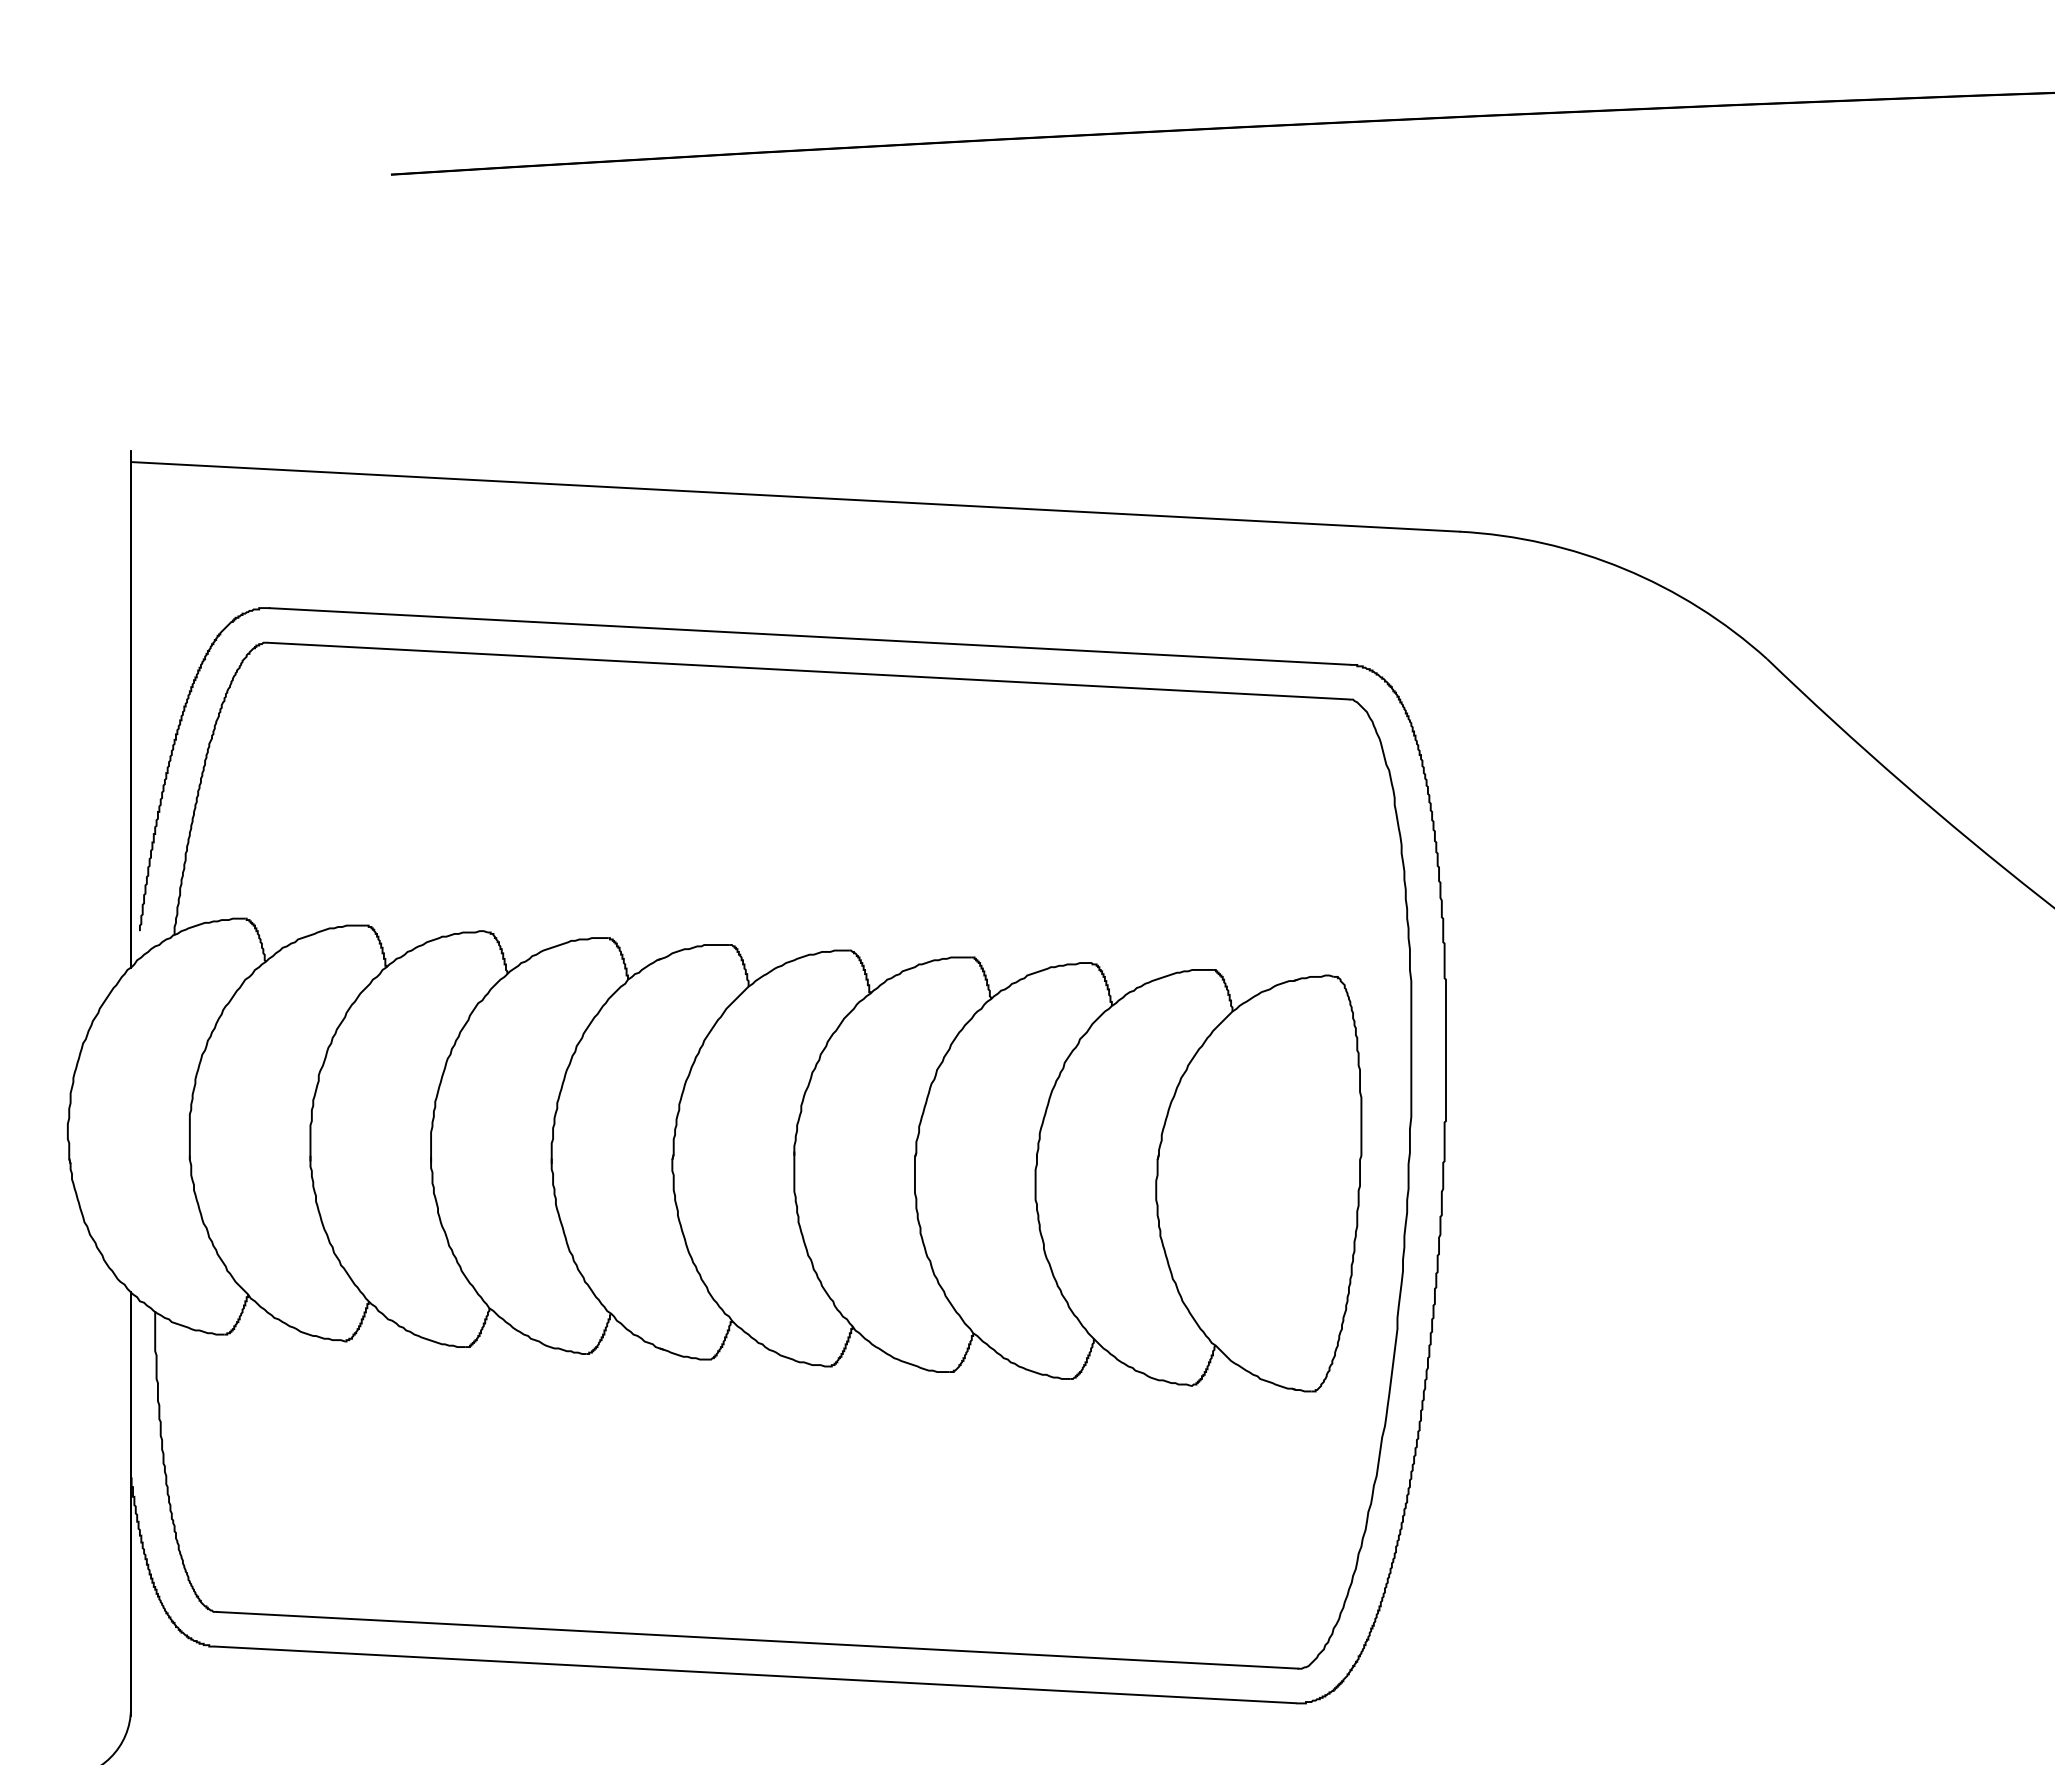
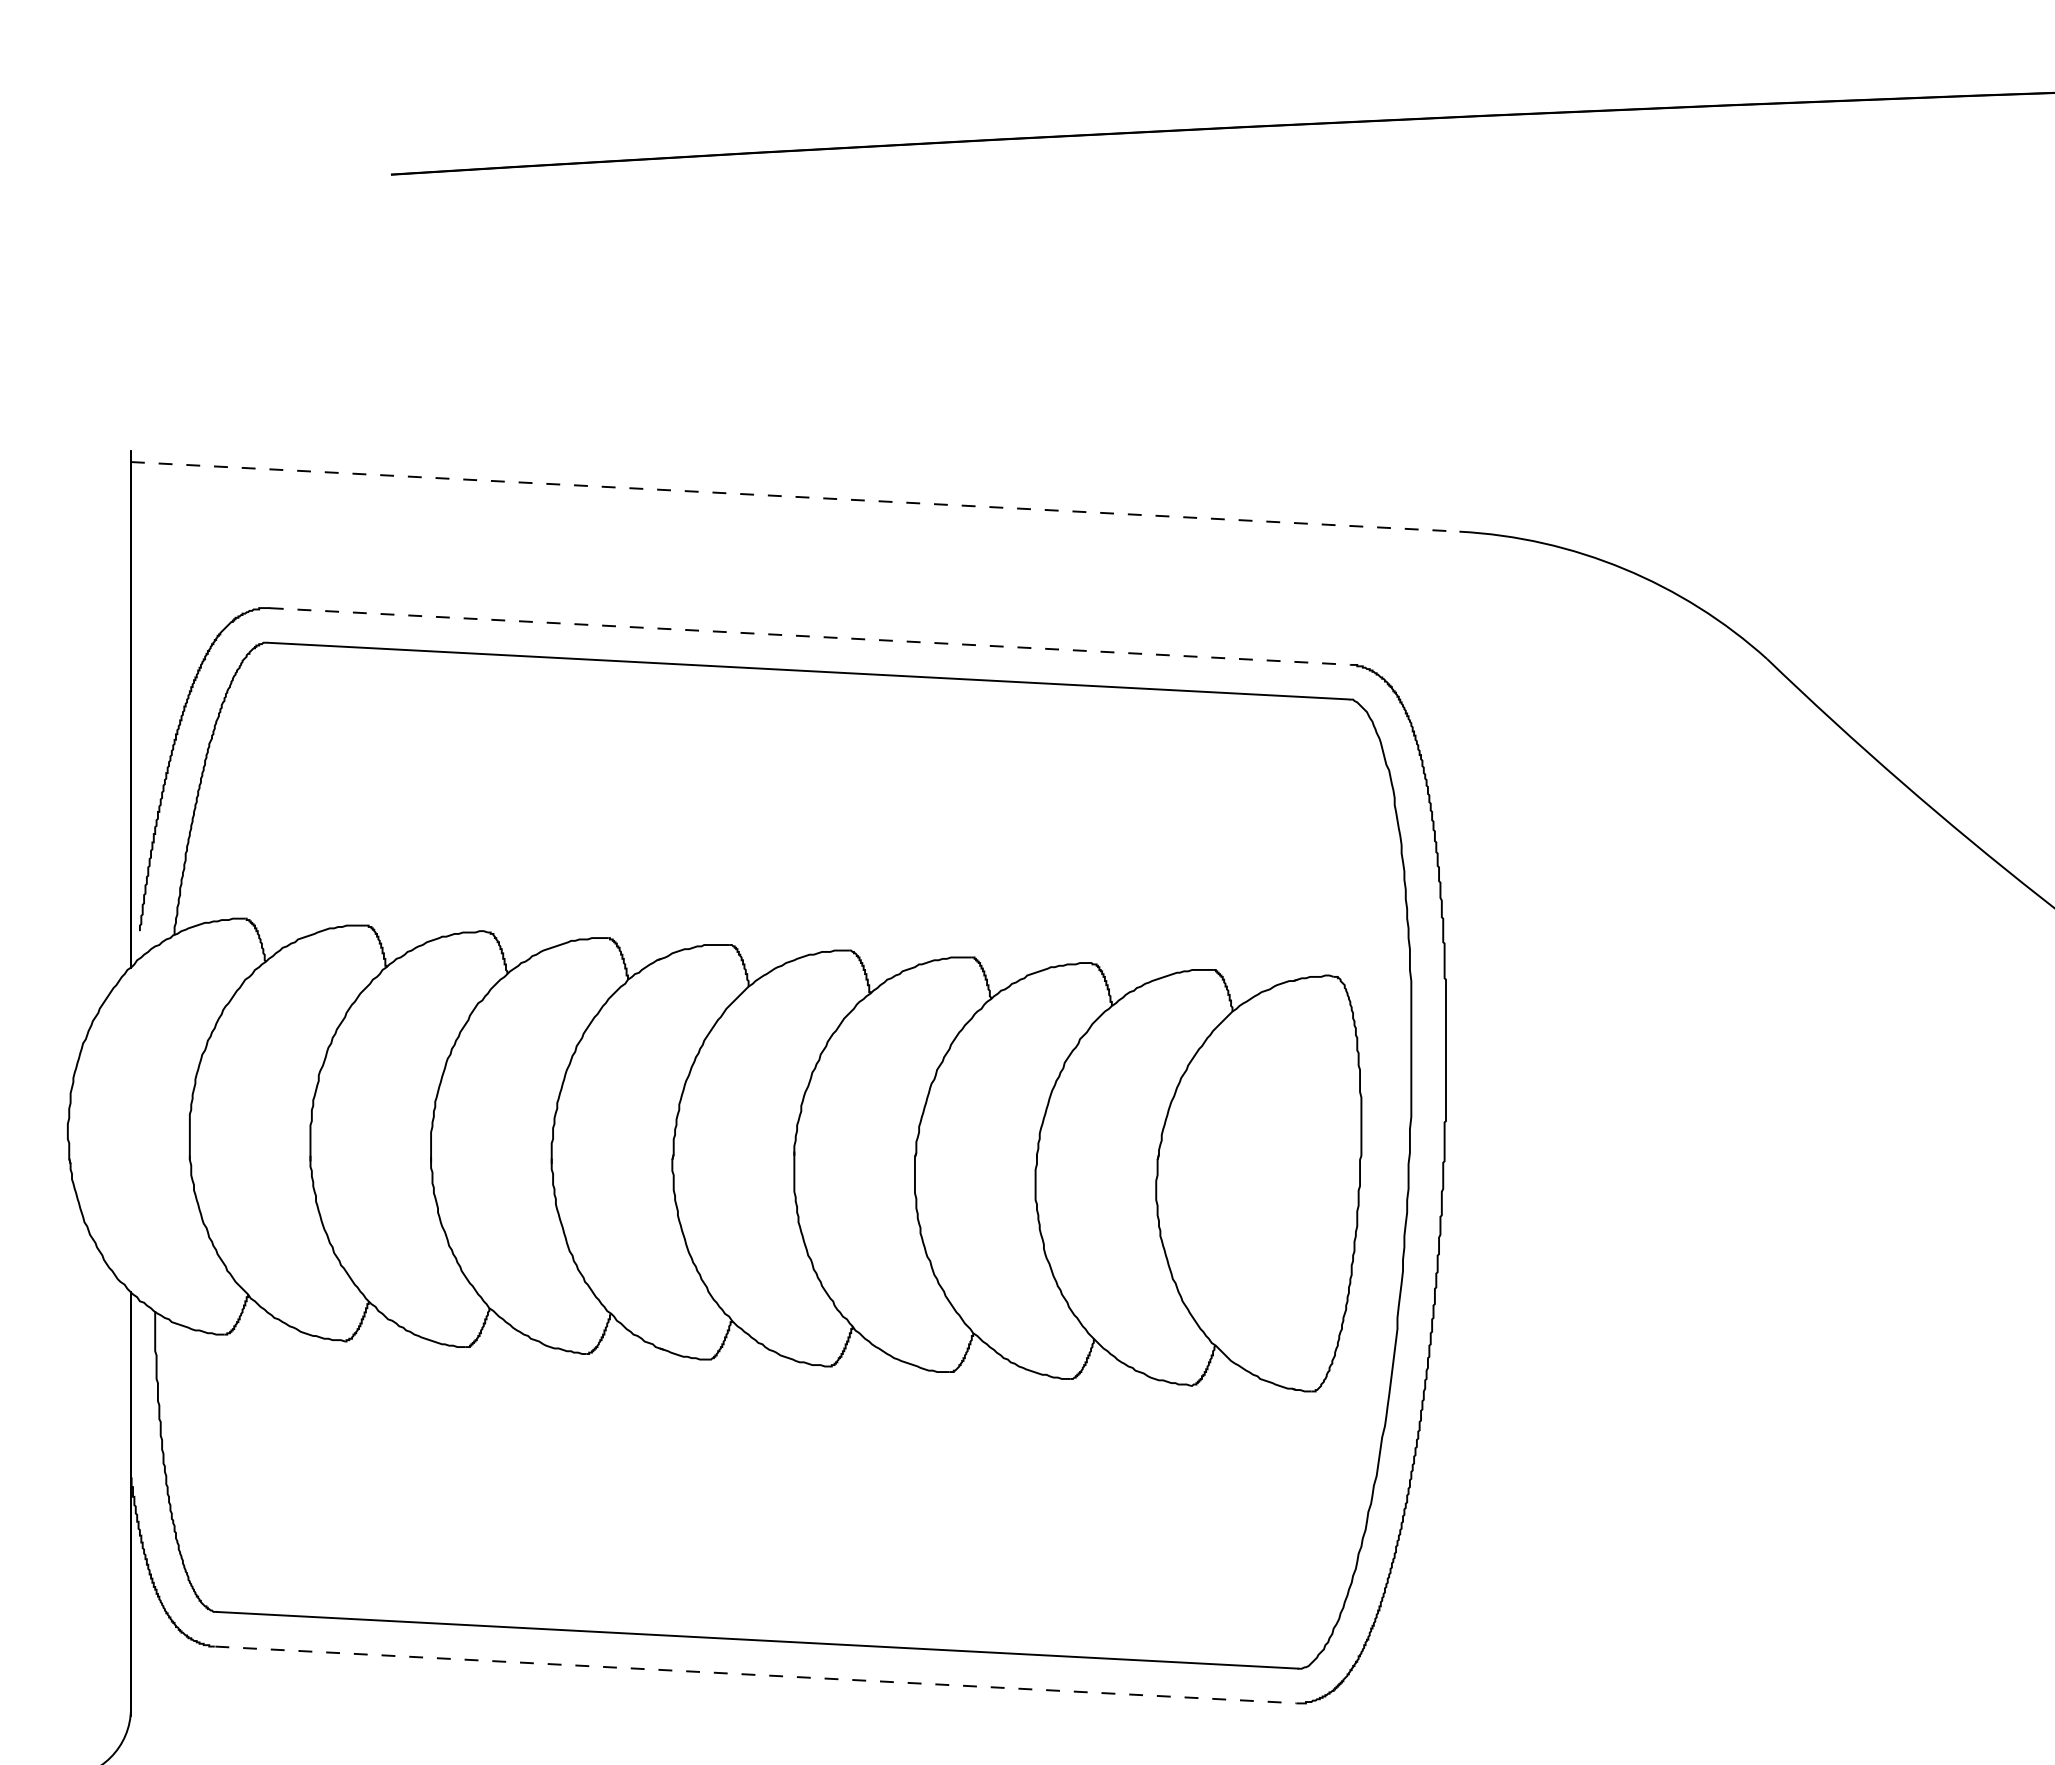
line: solid -> dashed (795, 496)
line: solid -> dashed (810, 636)
line: solid -> dashed (755, 1674)
